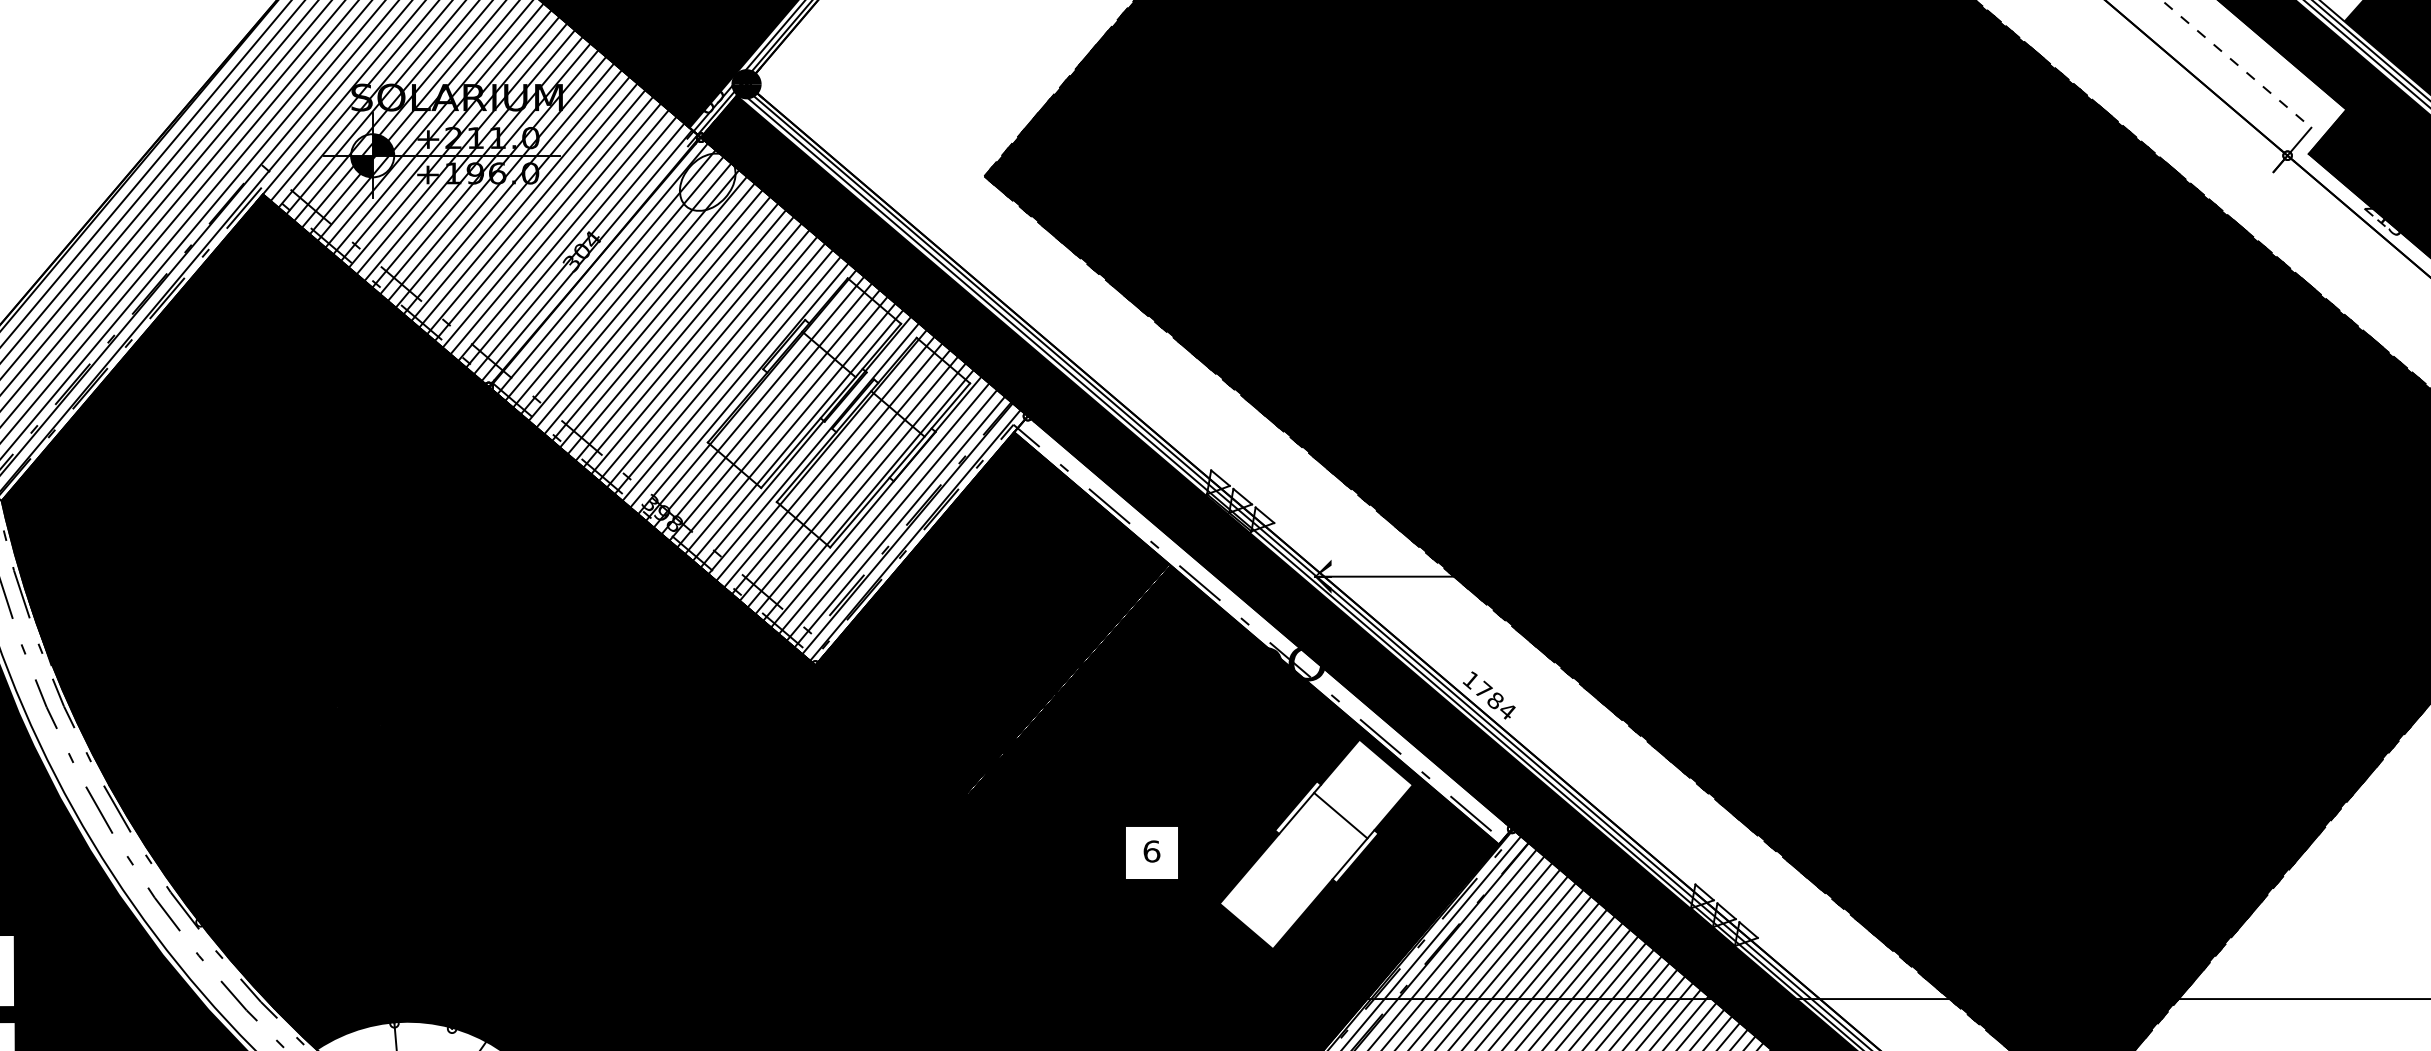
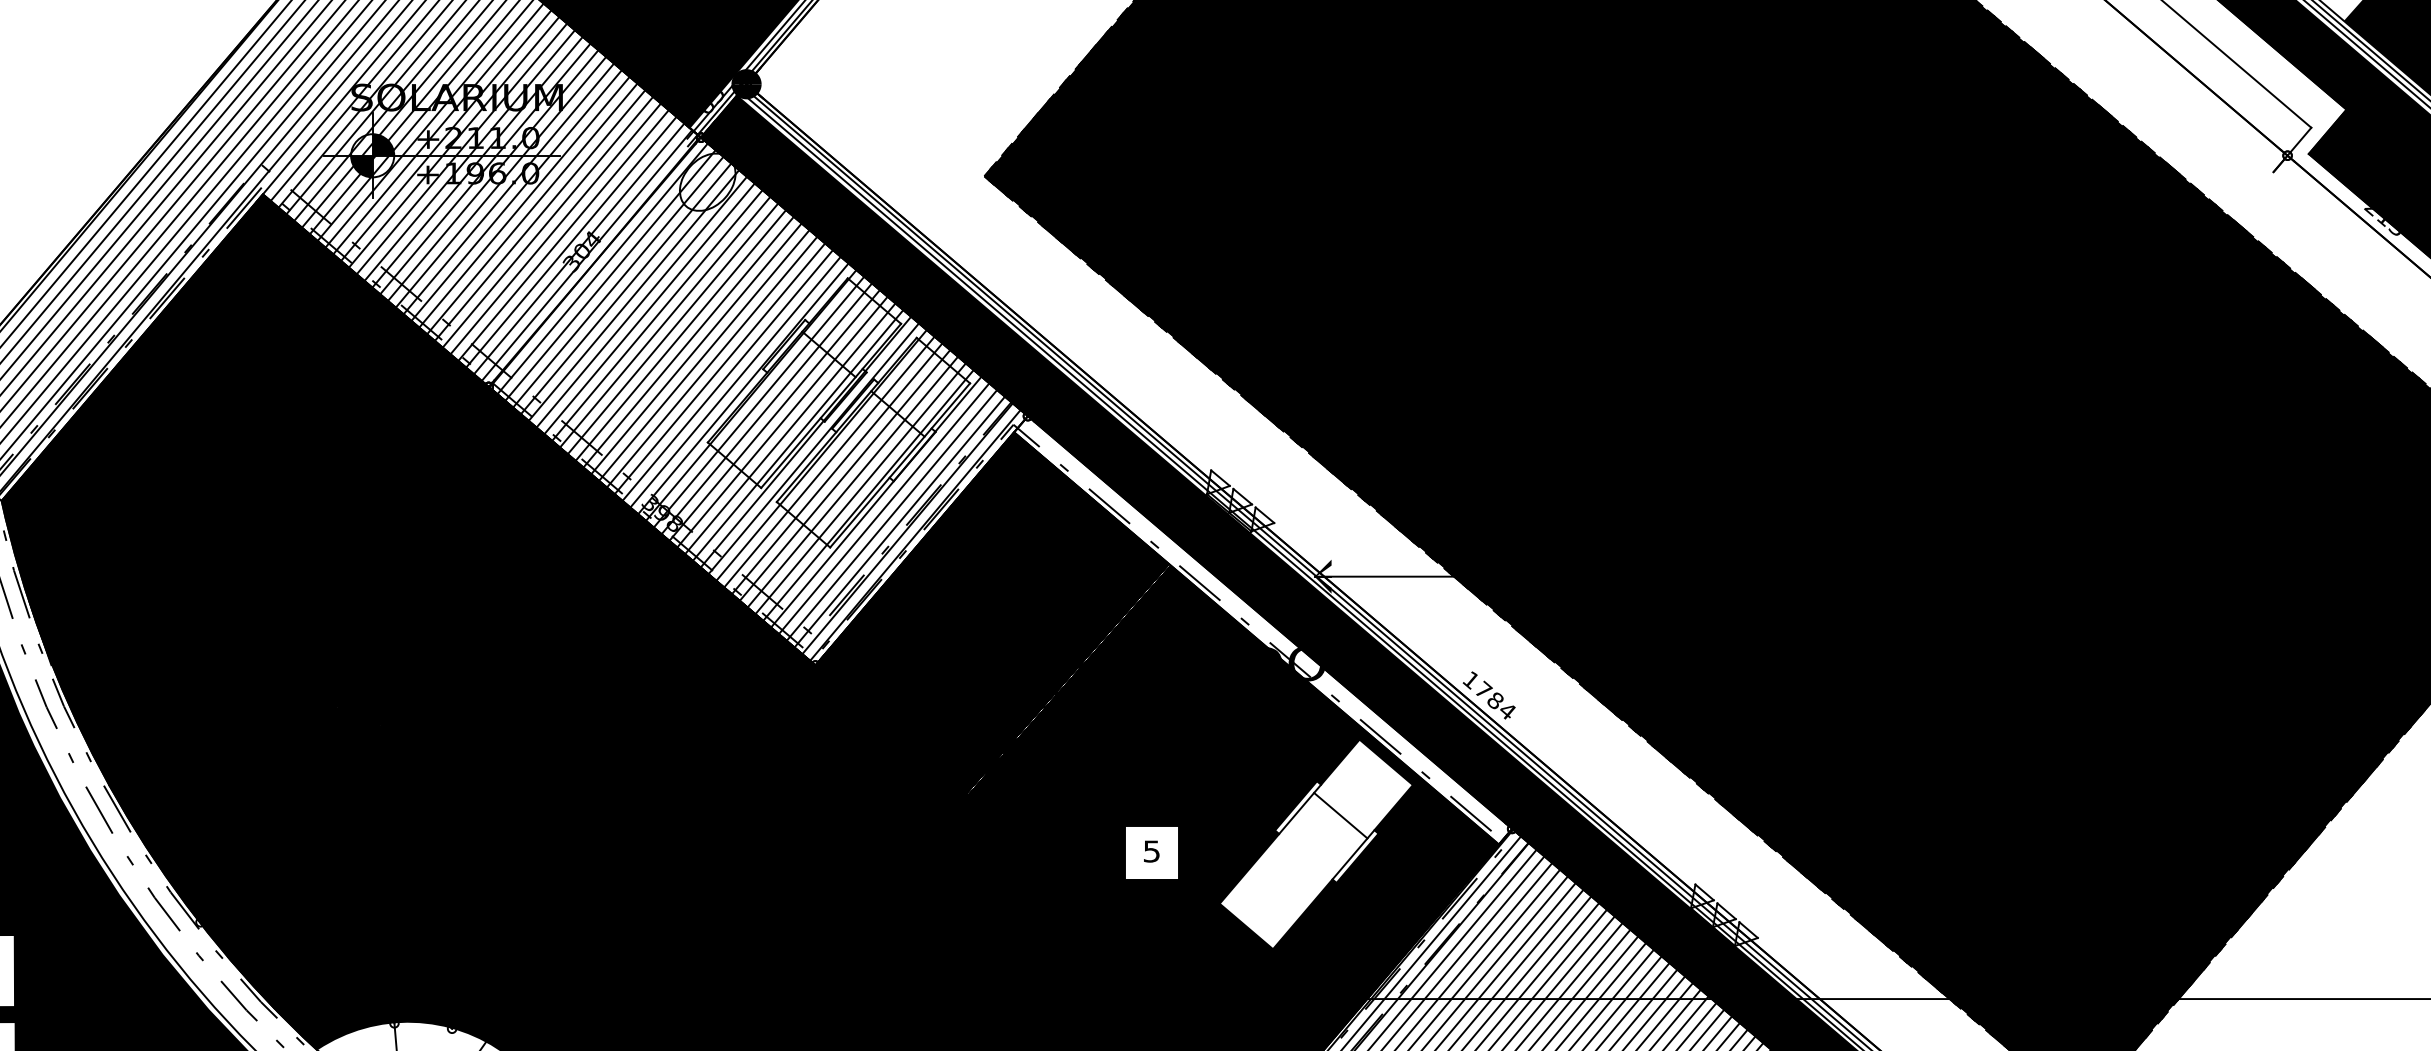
line: dashed -> solid (2236, 64)
text: 6 -> 5 (1151, 851)
